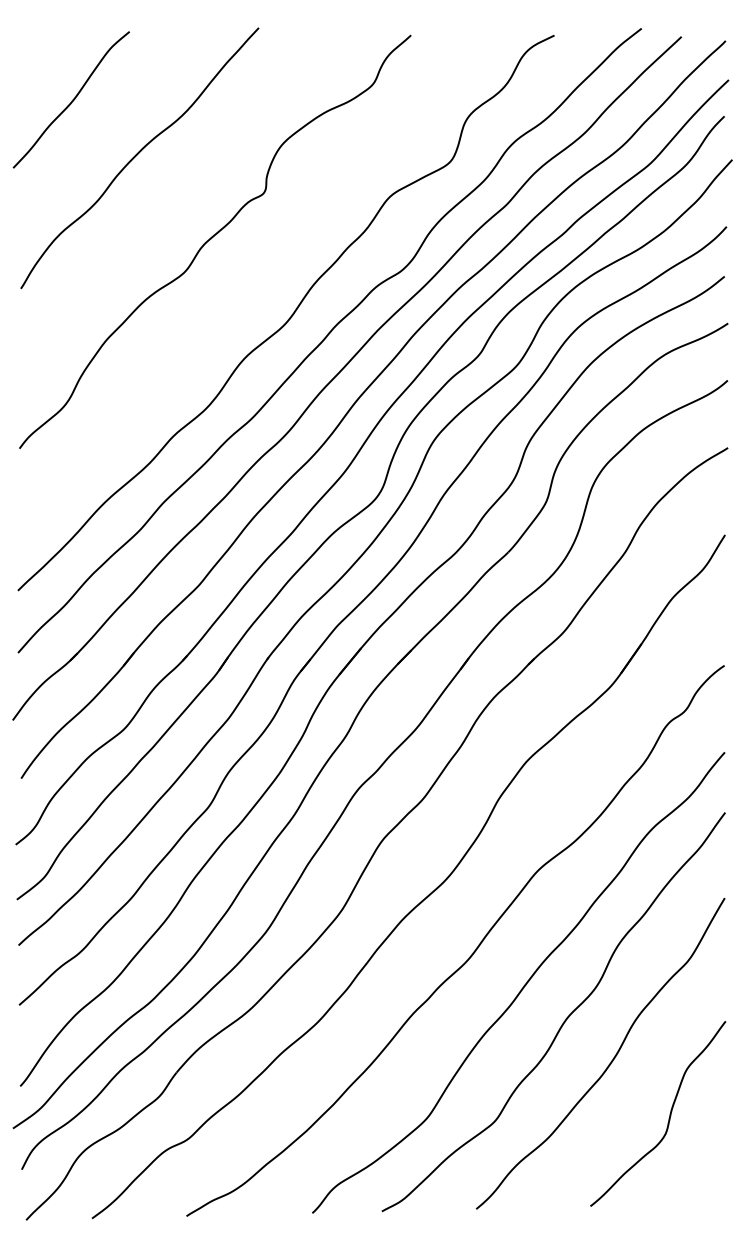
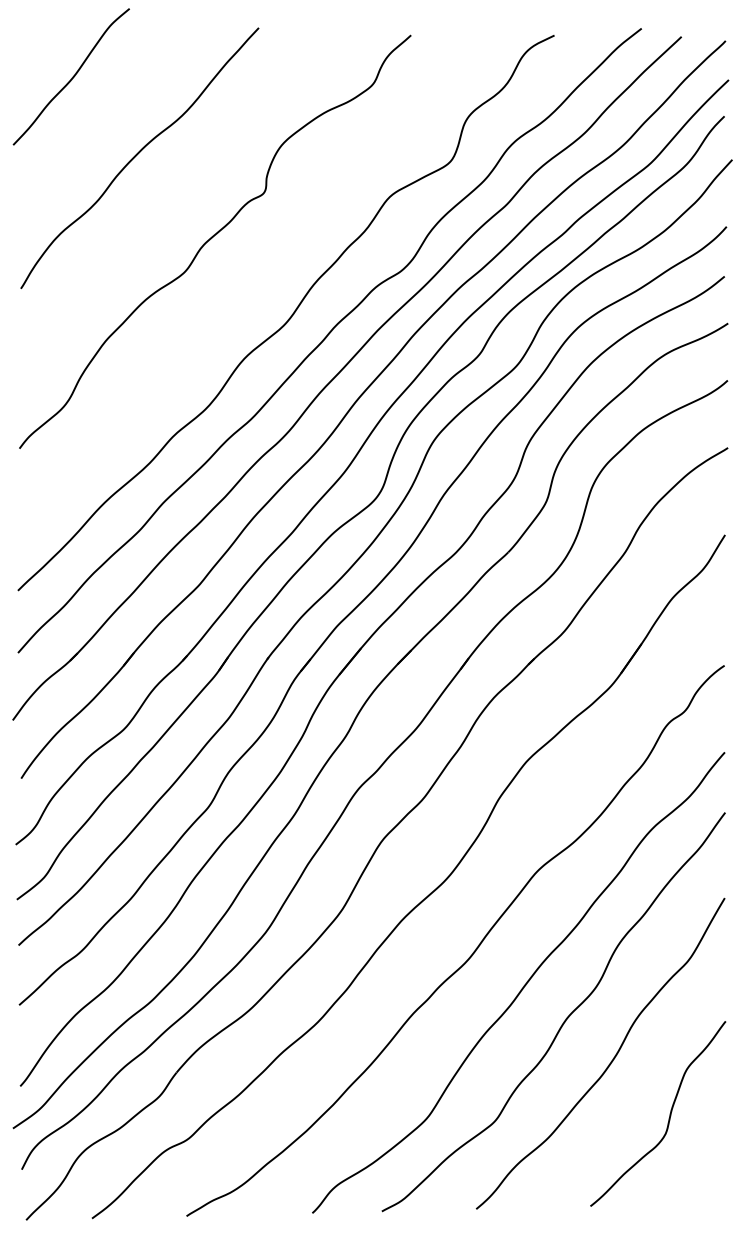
curve position: (71, 100) -> (71, 77) (71, 77)
